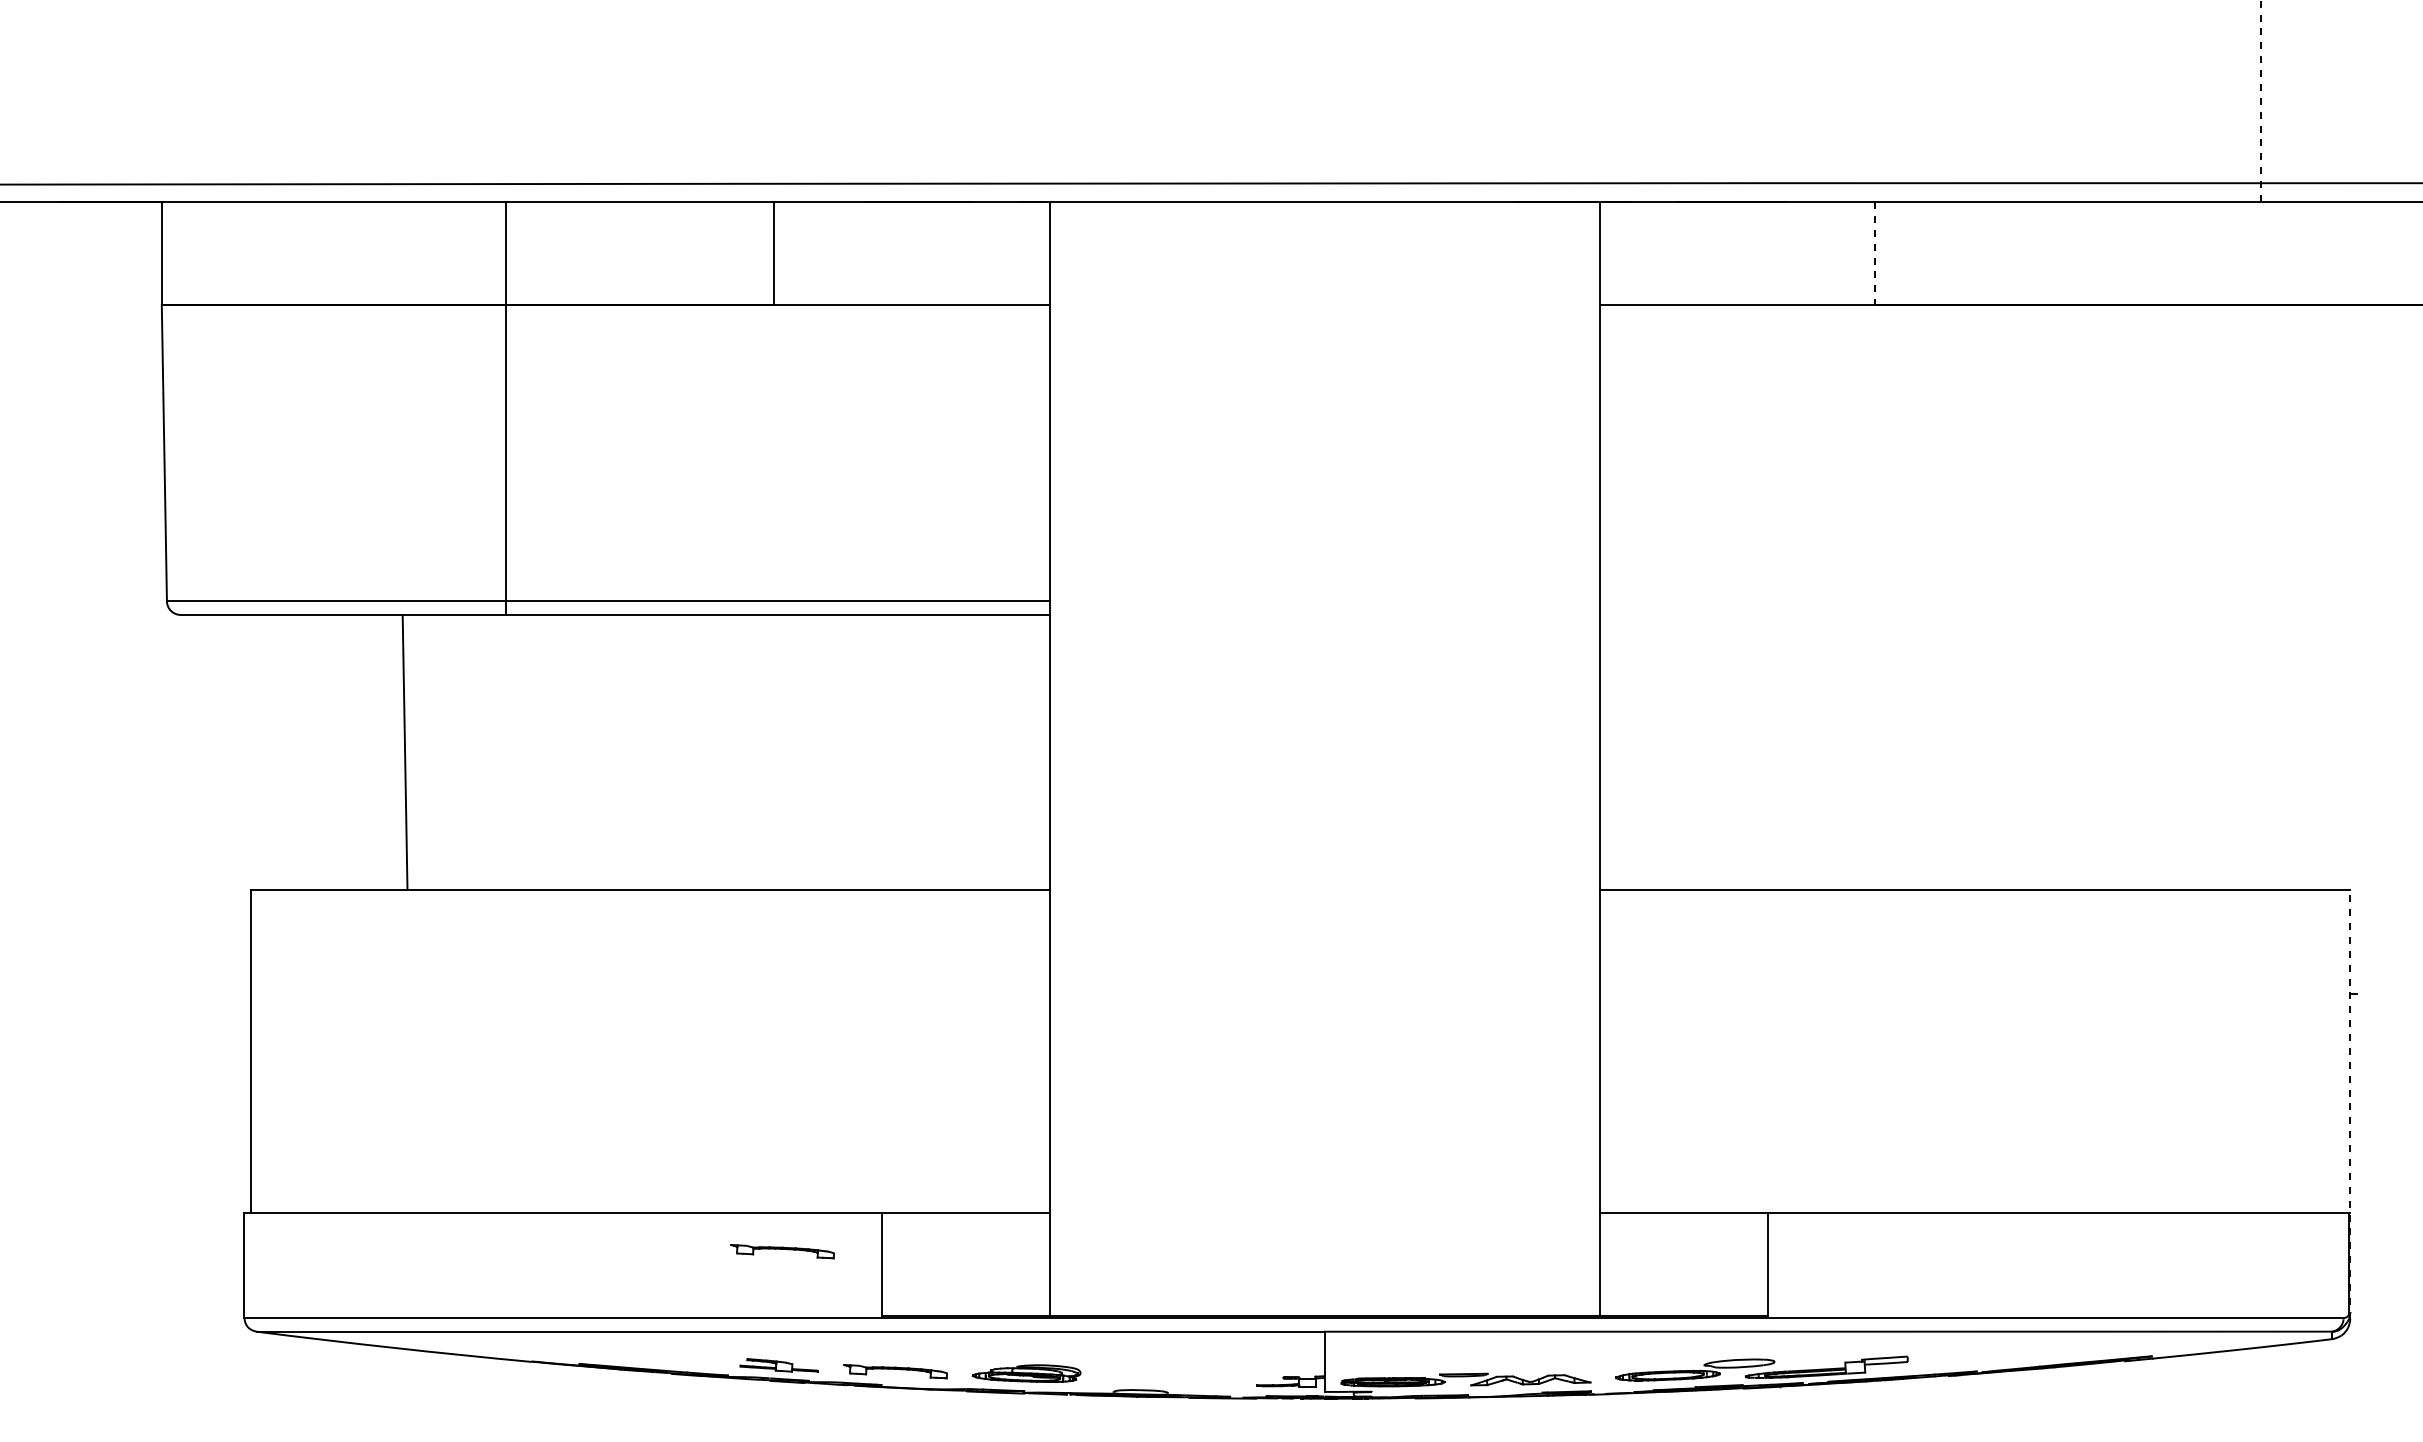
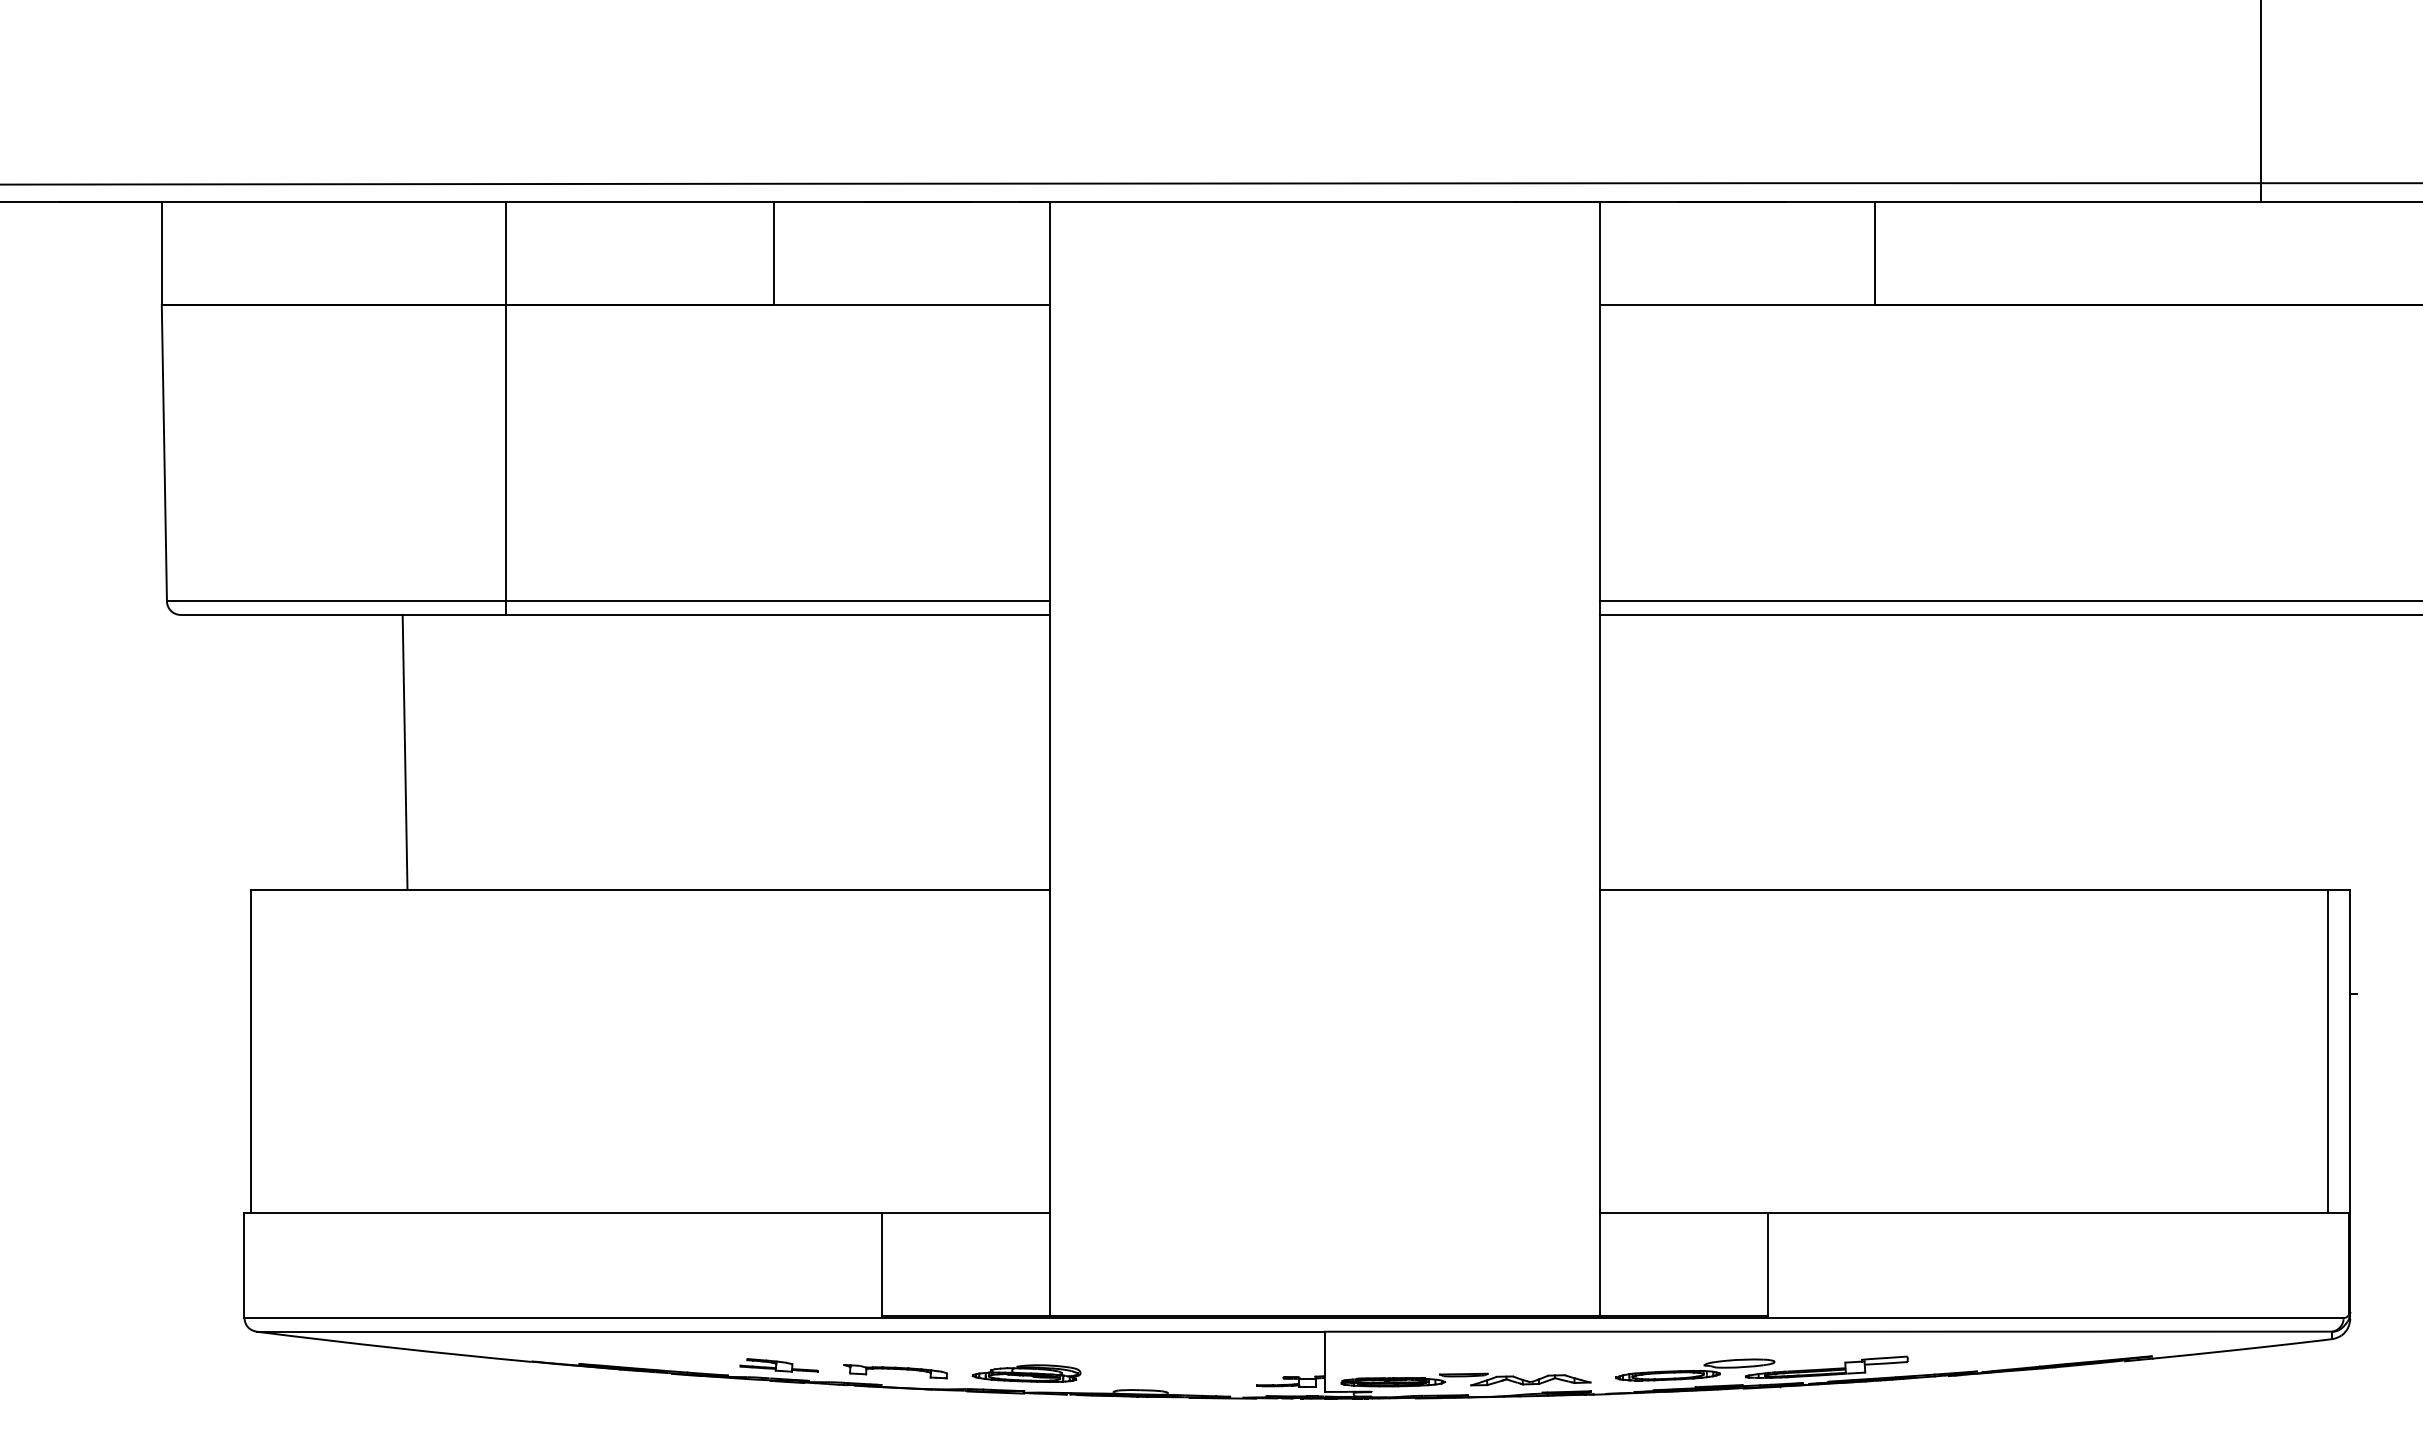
line: dashed -> solid (2260, 101)
line: dashed -> solid (1875, 253)
line: none -> present (2009, 601)
line: none -> present (2009, 614)
line: none -> present (2327, 1051)
line: dashed -> solid (2350, 1104)
part: present -> none (782, 1251)
